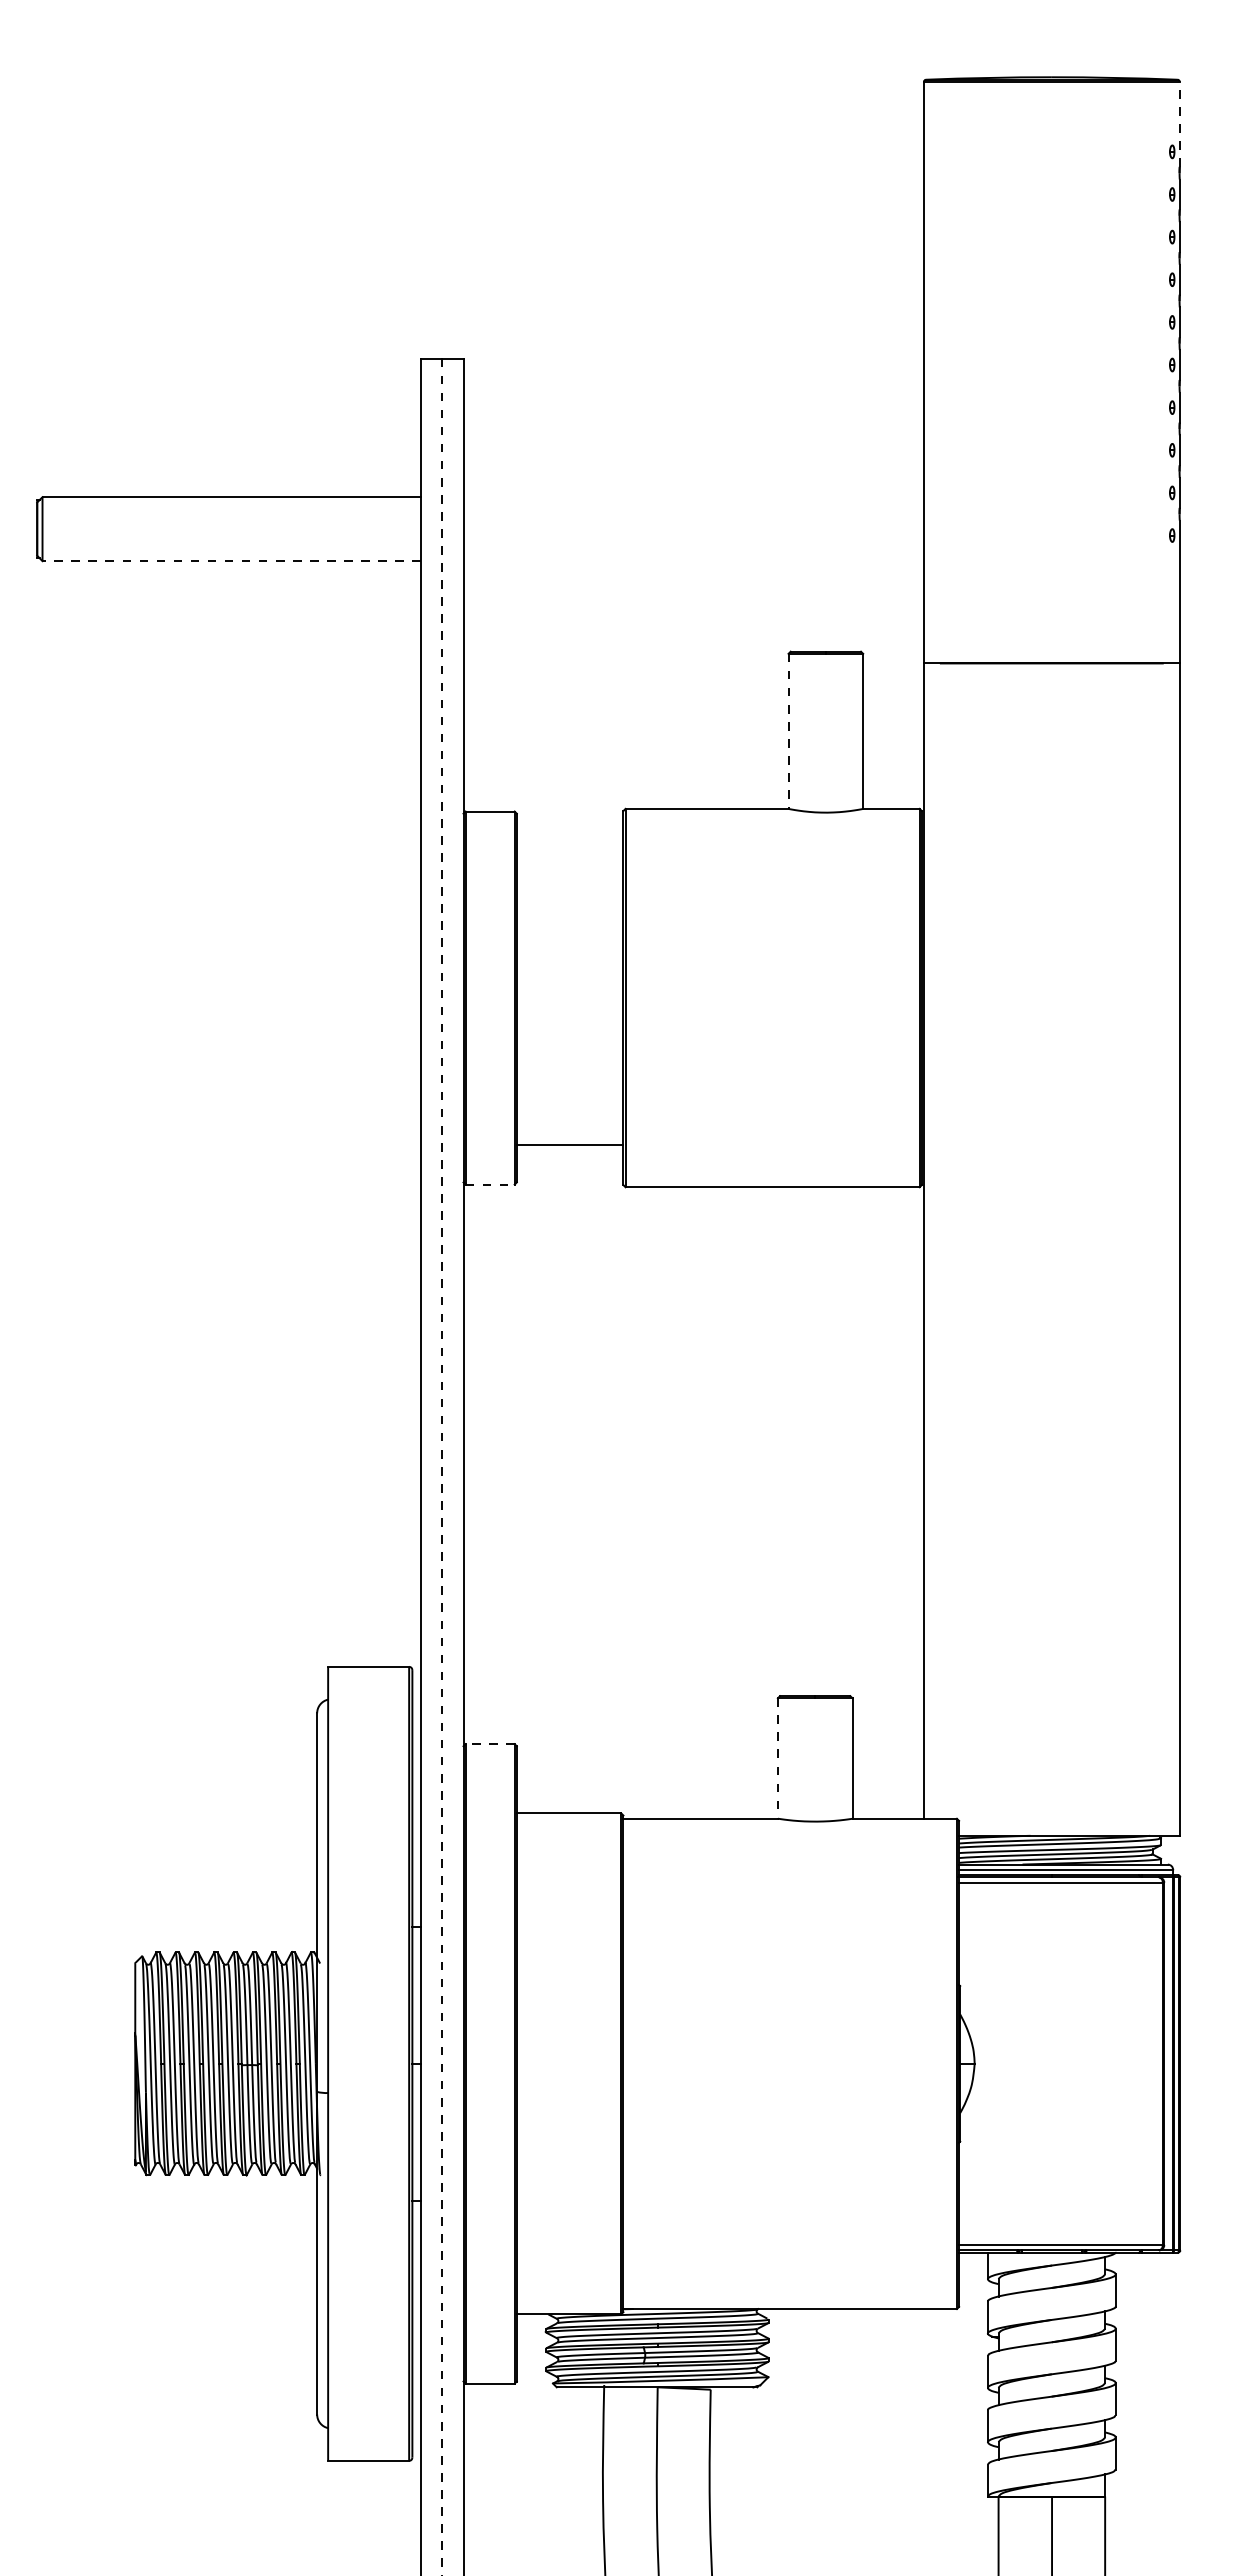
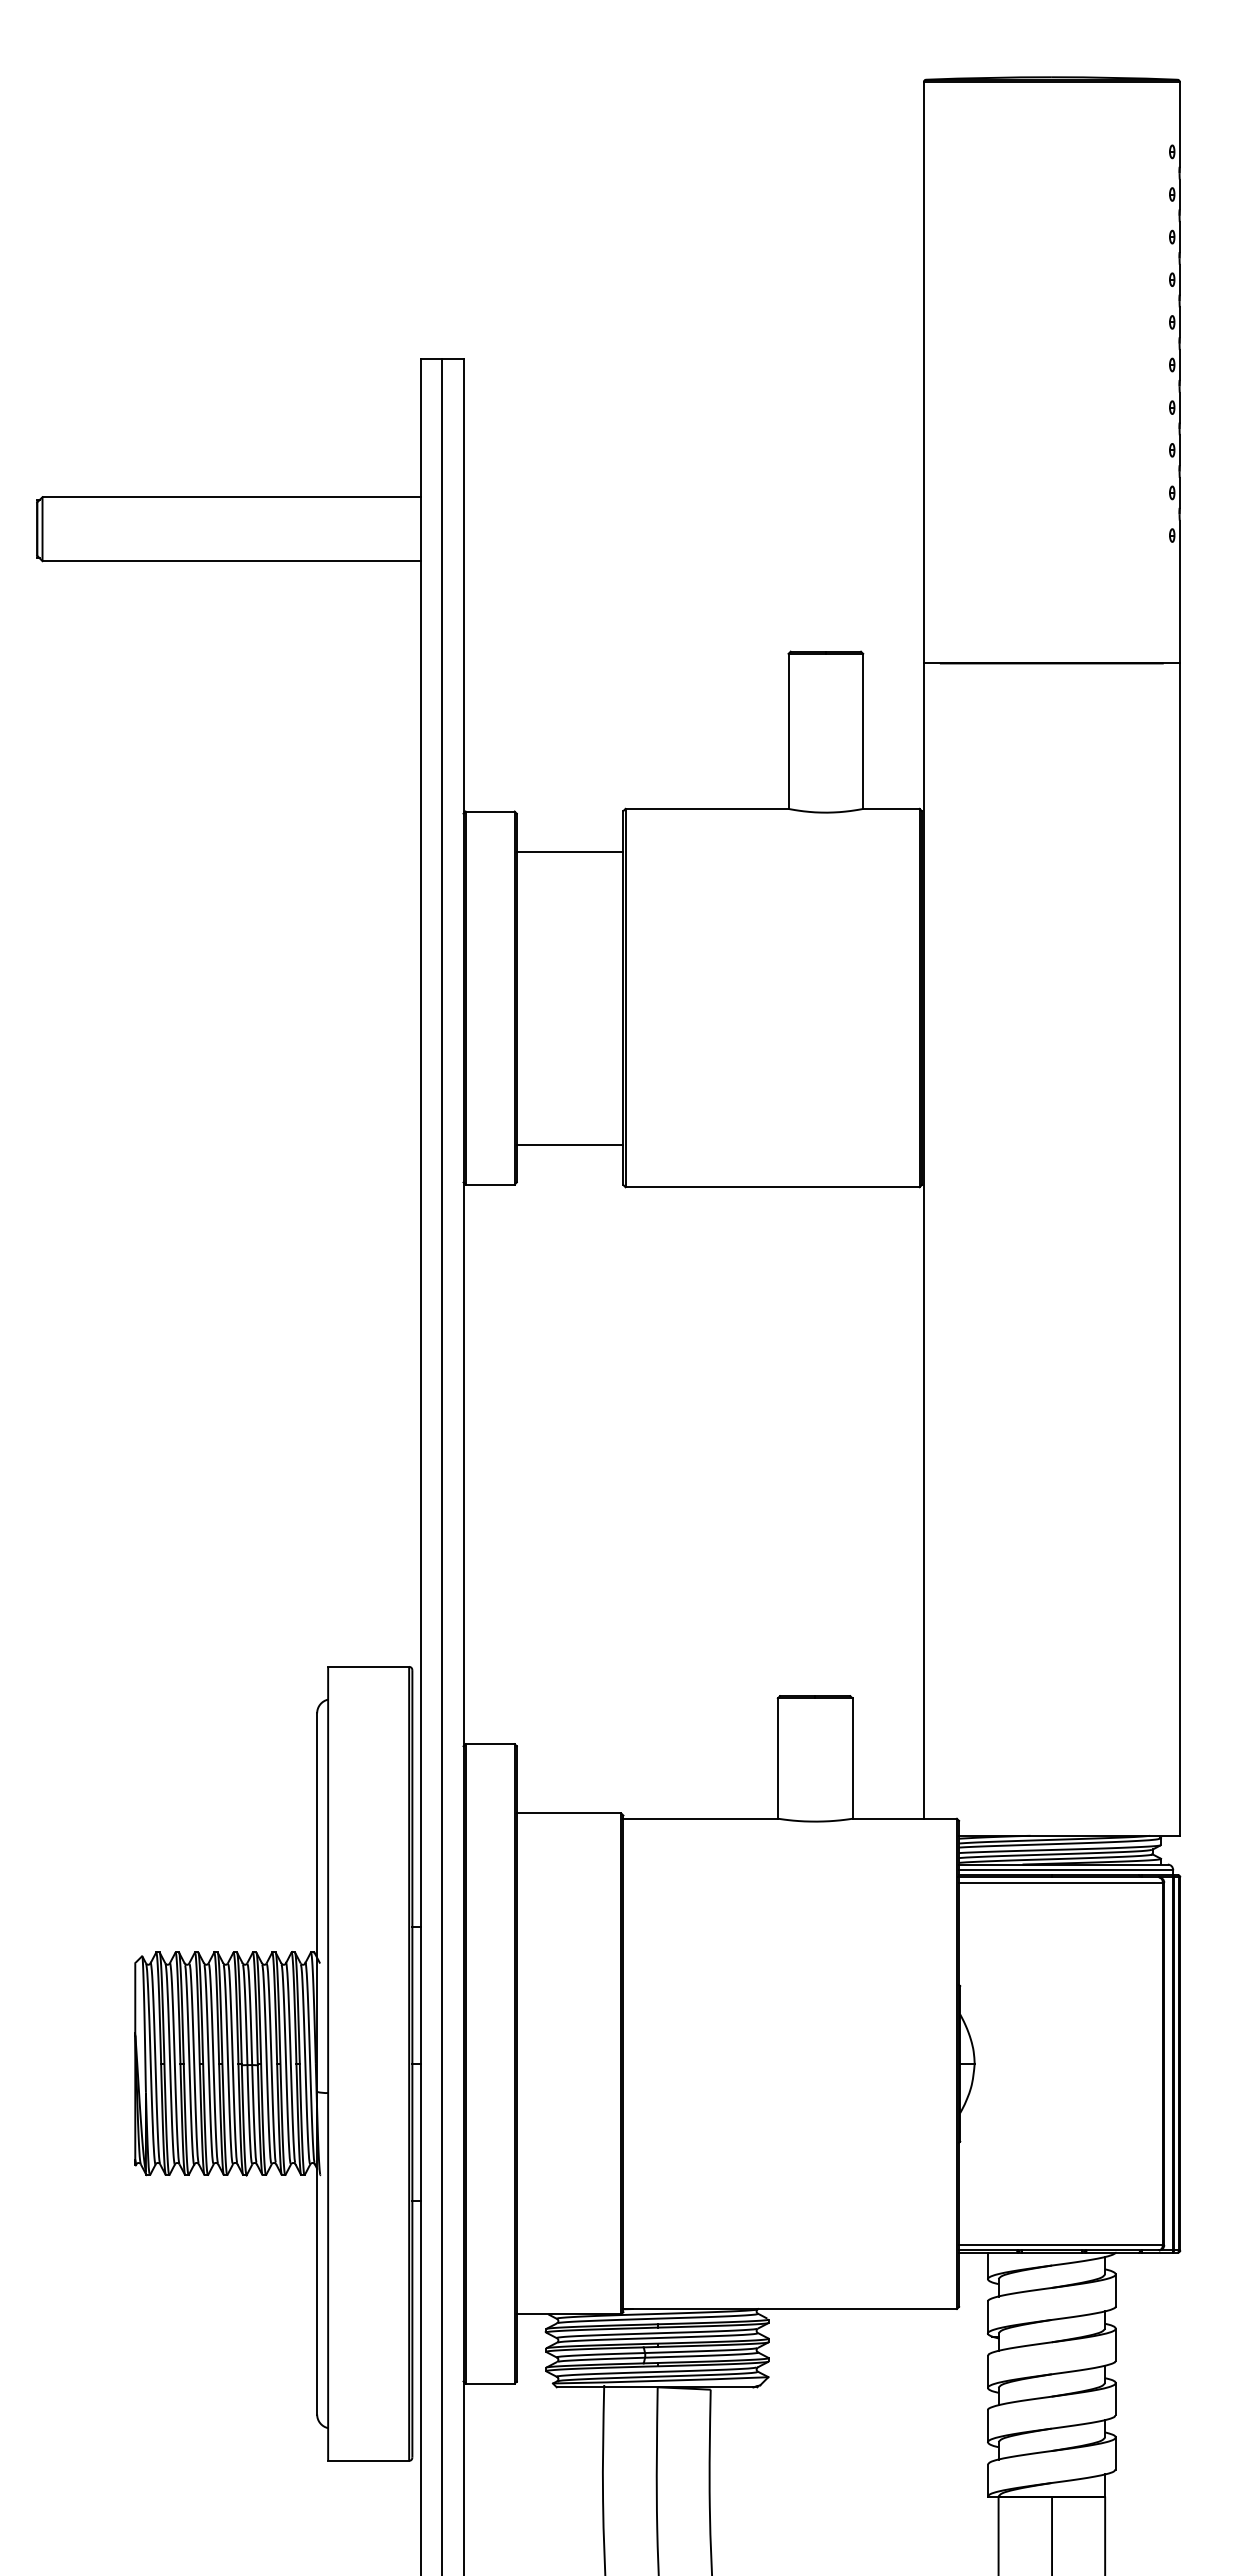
line: dashed -> solid (1179, 123)
line: dashed -> solid (231, 561)
line: dashed -> solid (788, 731)
line: none -> present (569, 851)
line: dashed -> solid (490, 1184)
line: dashed -> solid (442, 1467)
line: dashed -> solid (490, 1744)
line: dashed -> solid (777, 1759)
